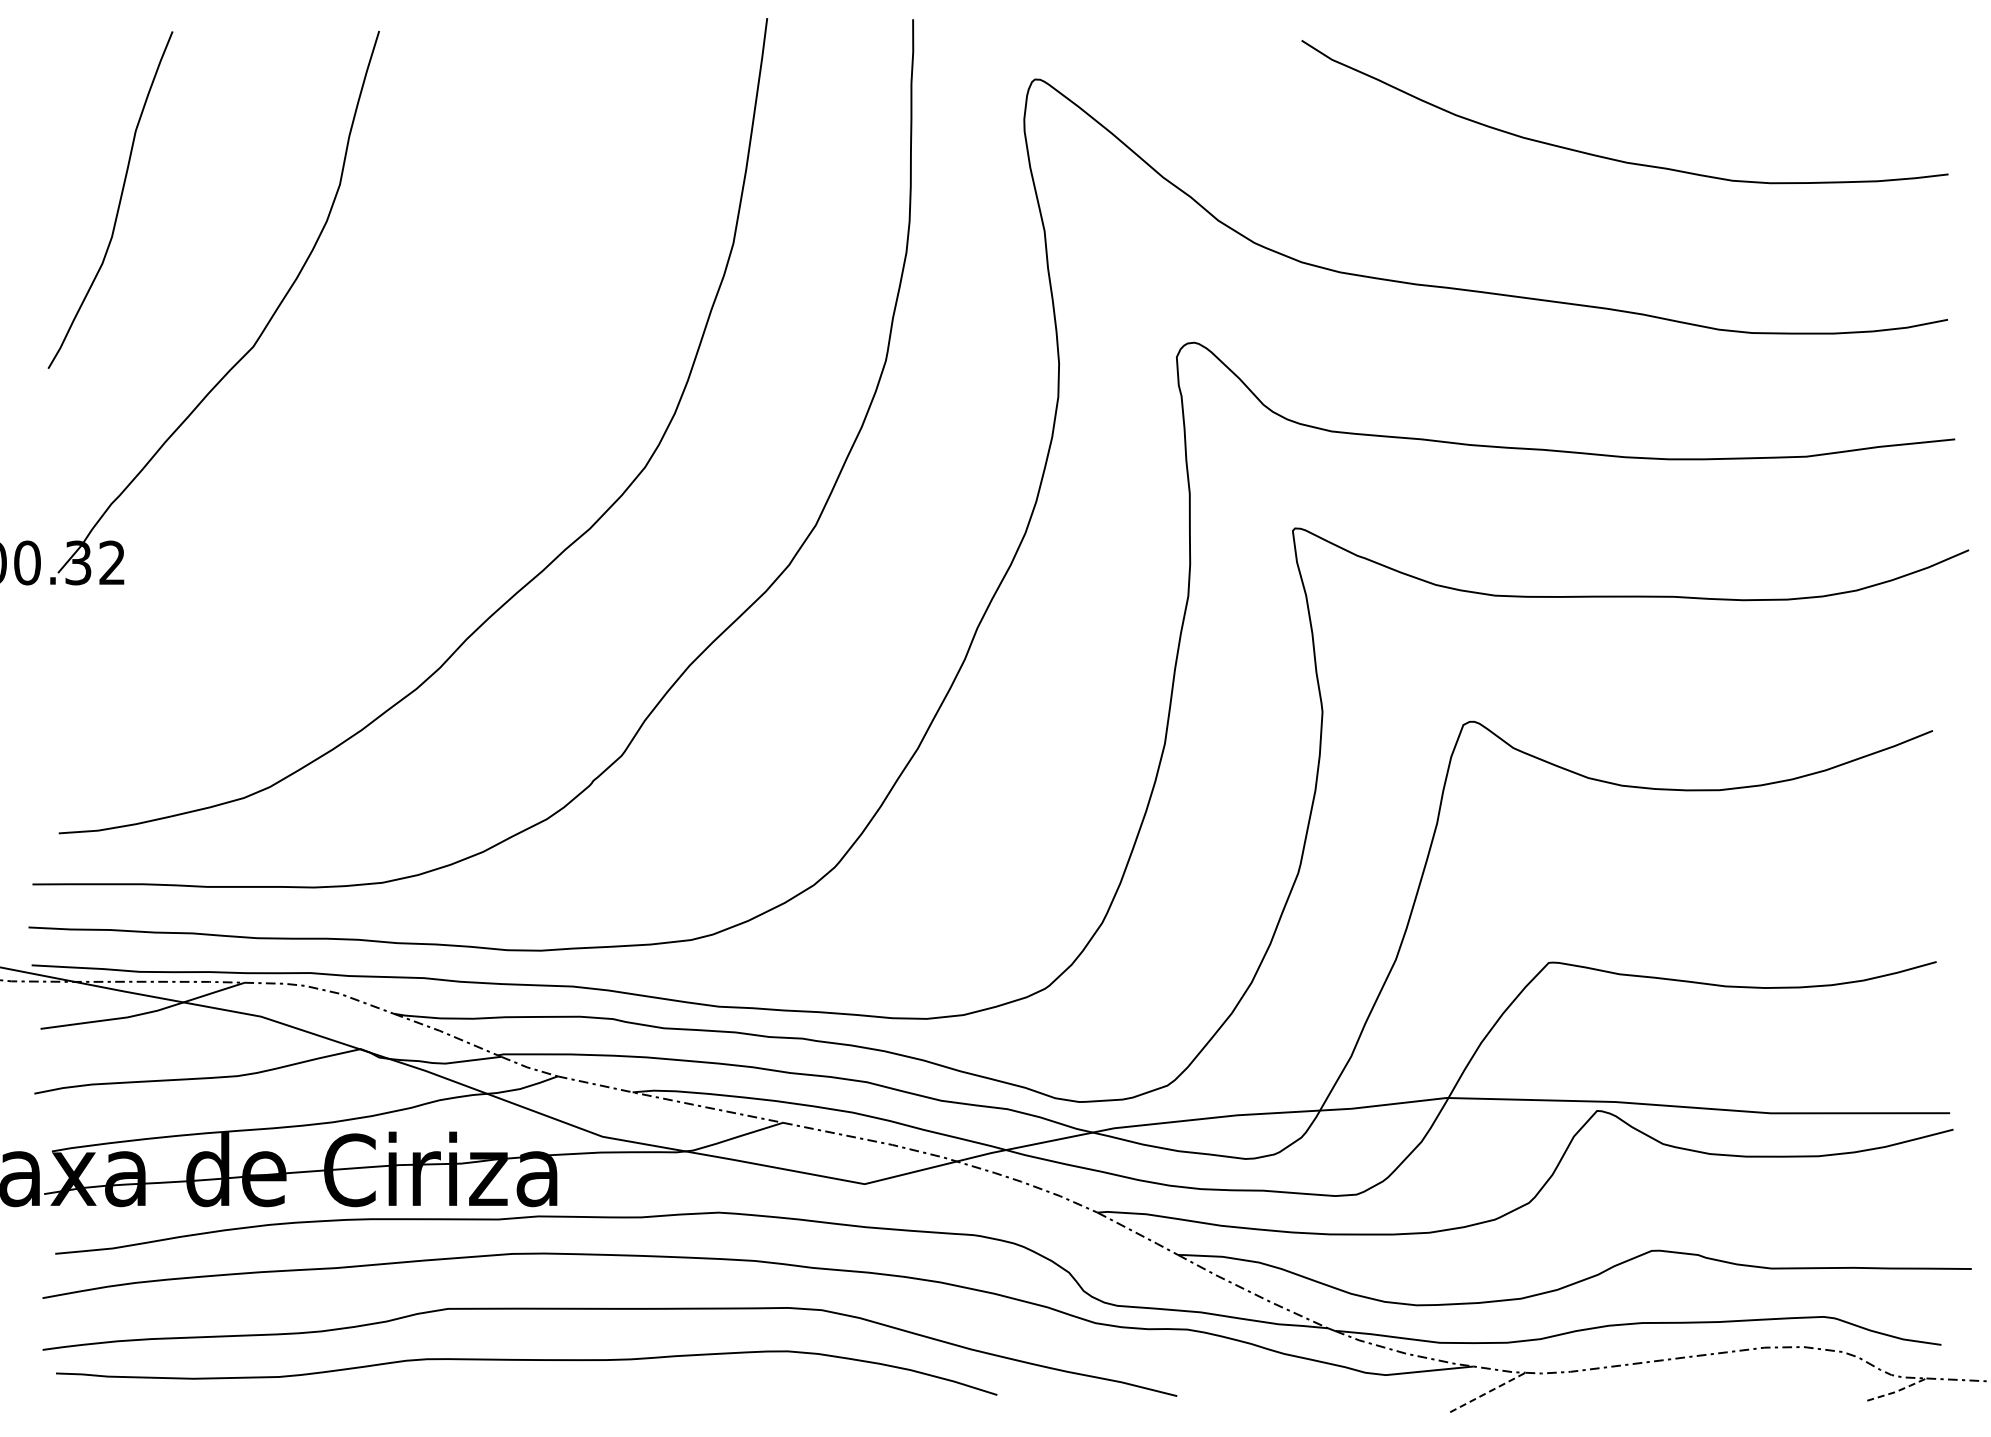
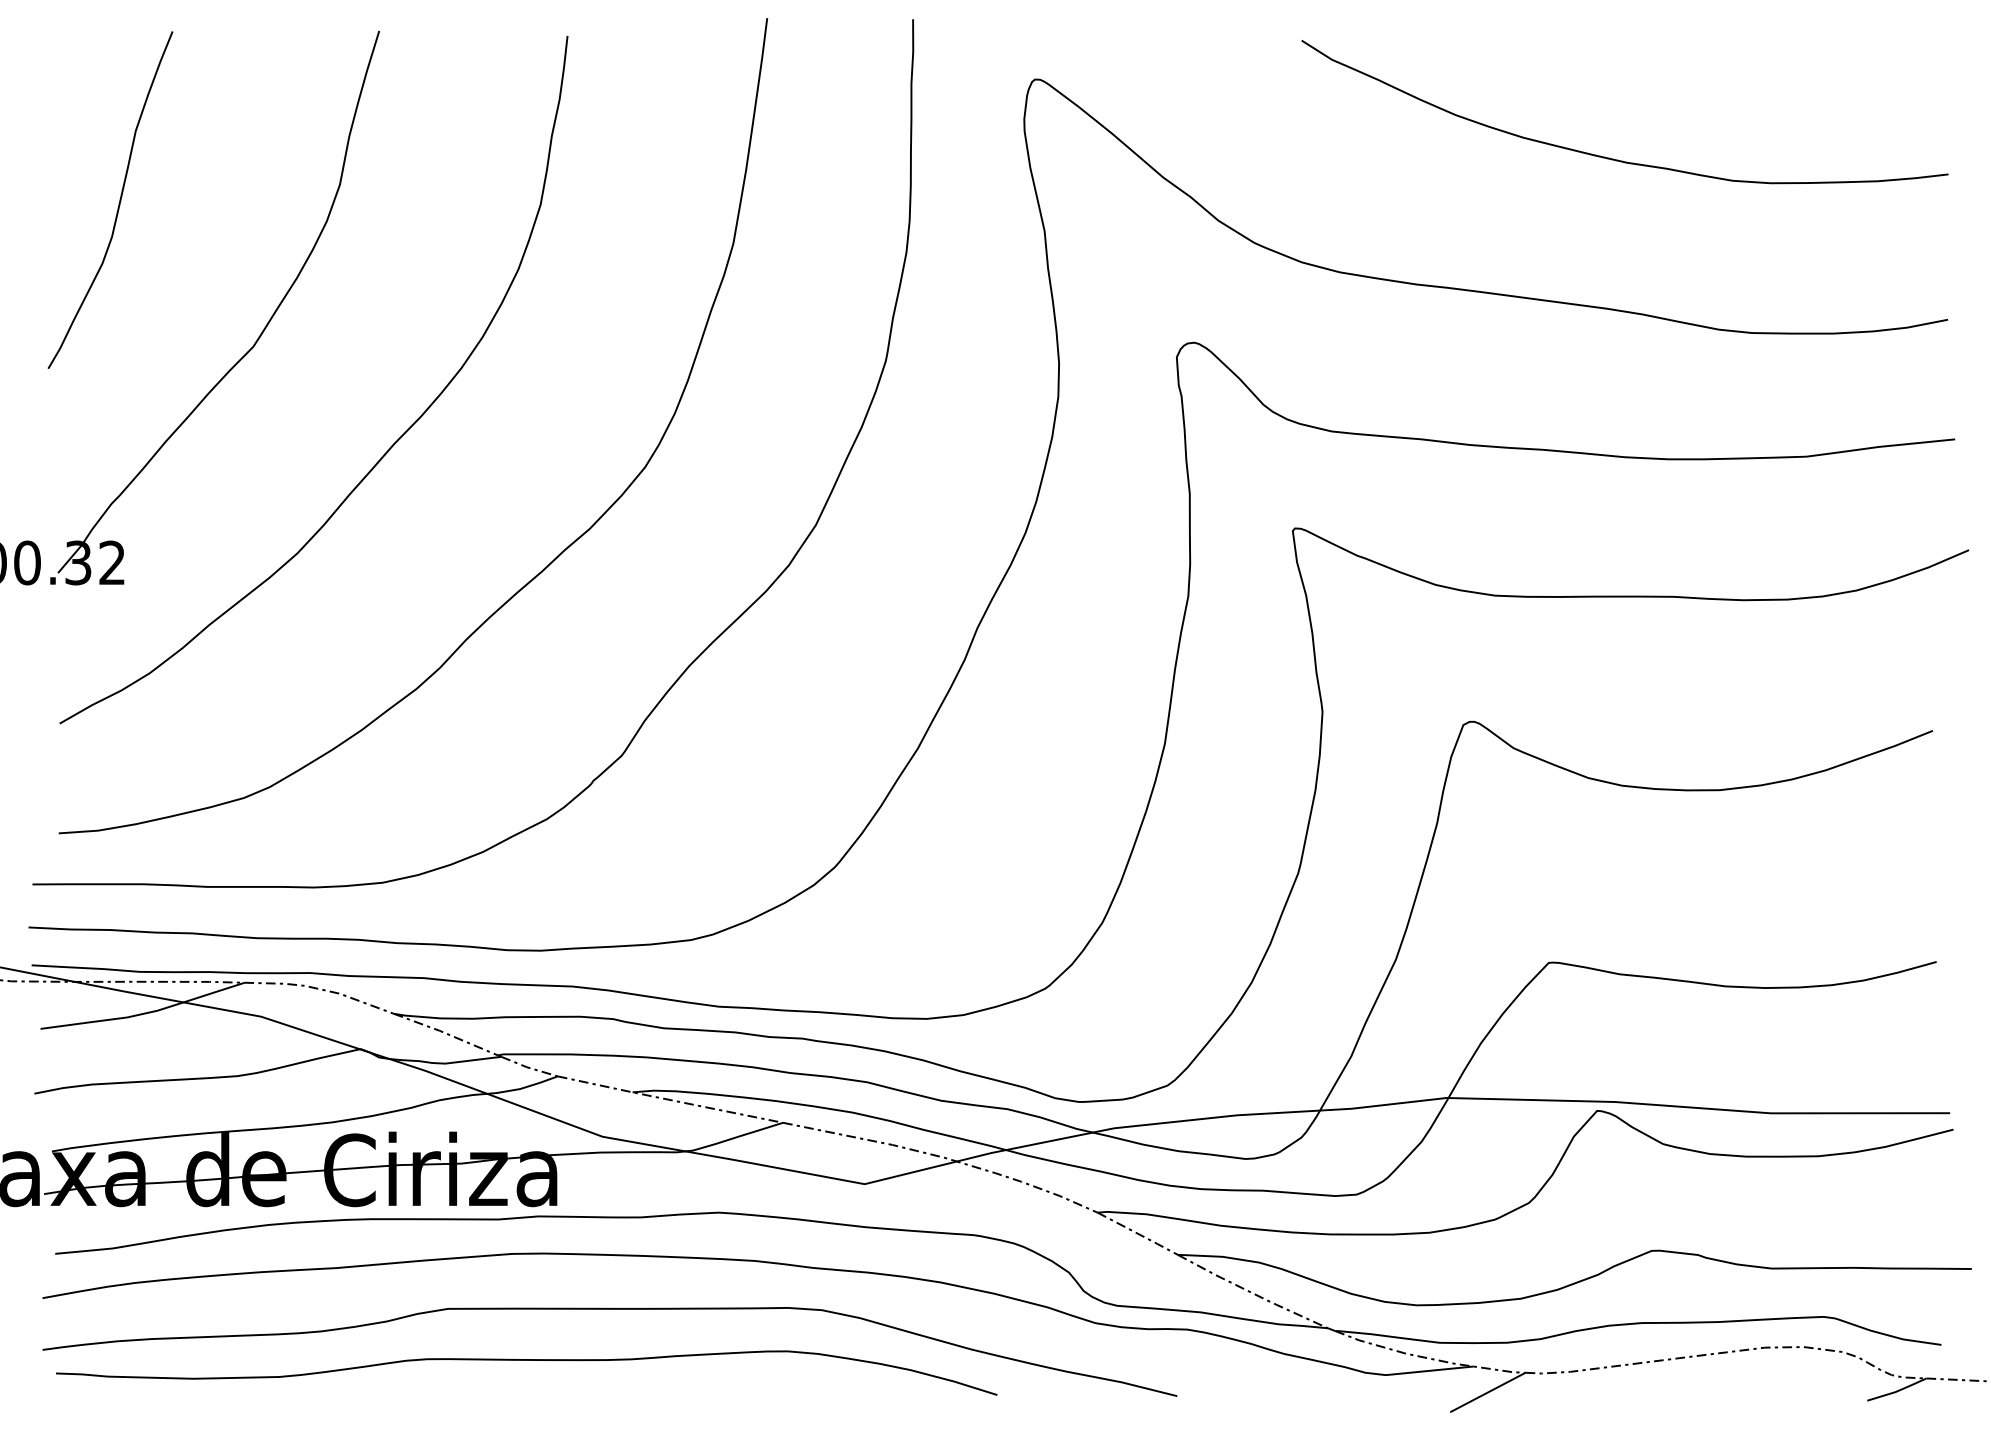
curve: none -> present (389, 447)
line: dashed -> solid (1897, 1391)
line: dashed -> solid (1487, 1392)
